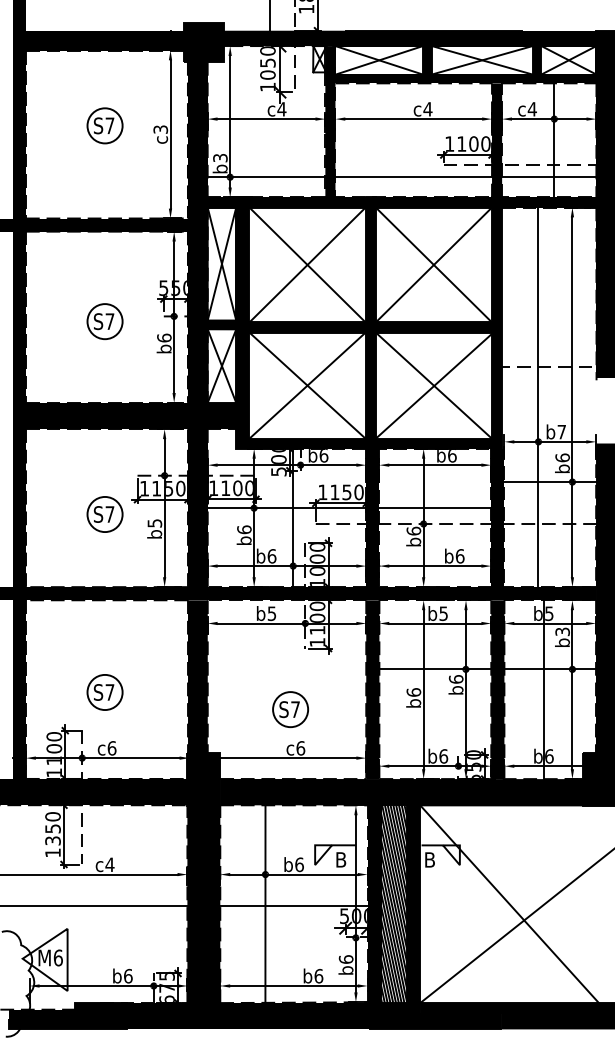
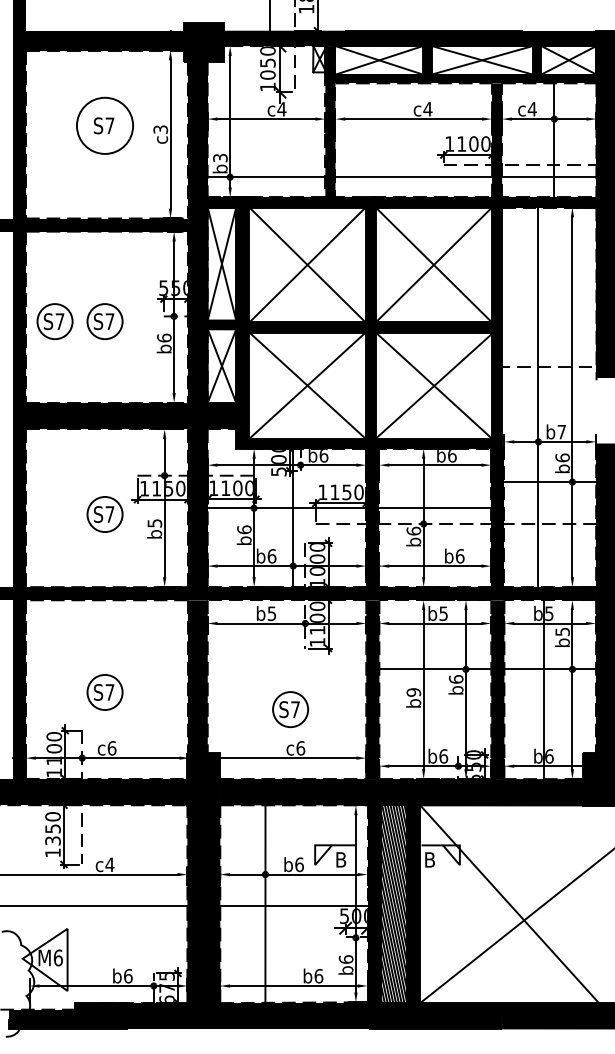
circle diameter: 35 px -> 56 px (104, 125)
part: none -> present (54, 321)
text: b3 -> b5 (562, 631)
text: b6 -> b9 (413, 692)
